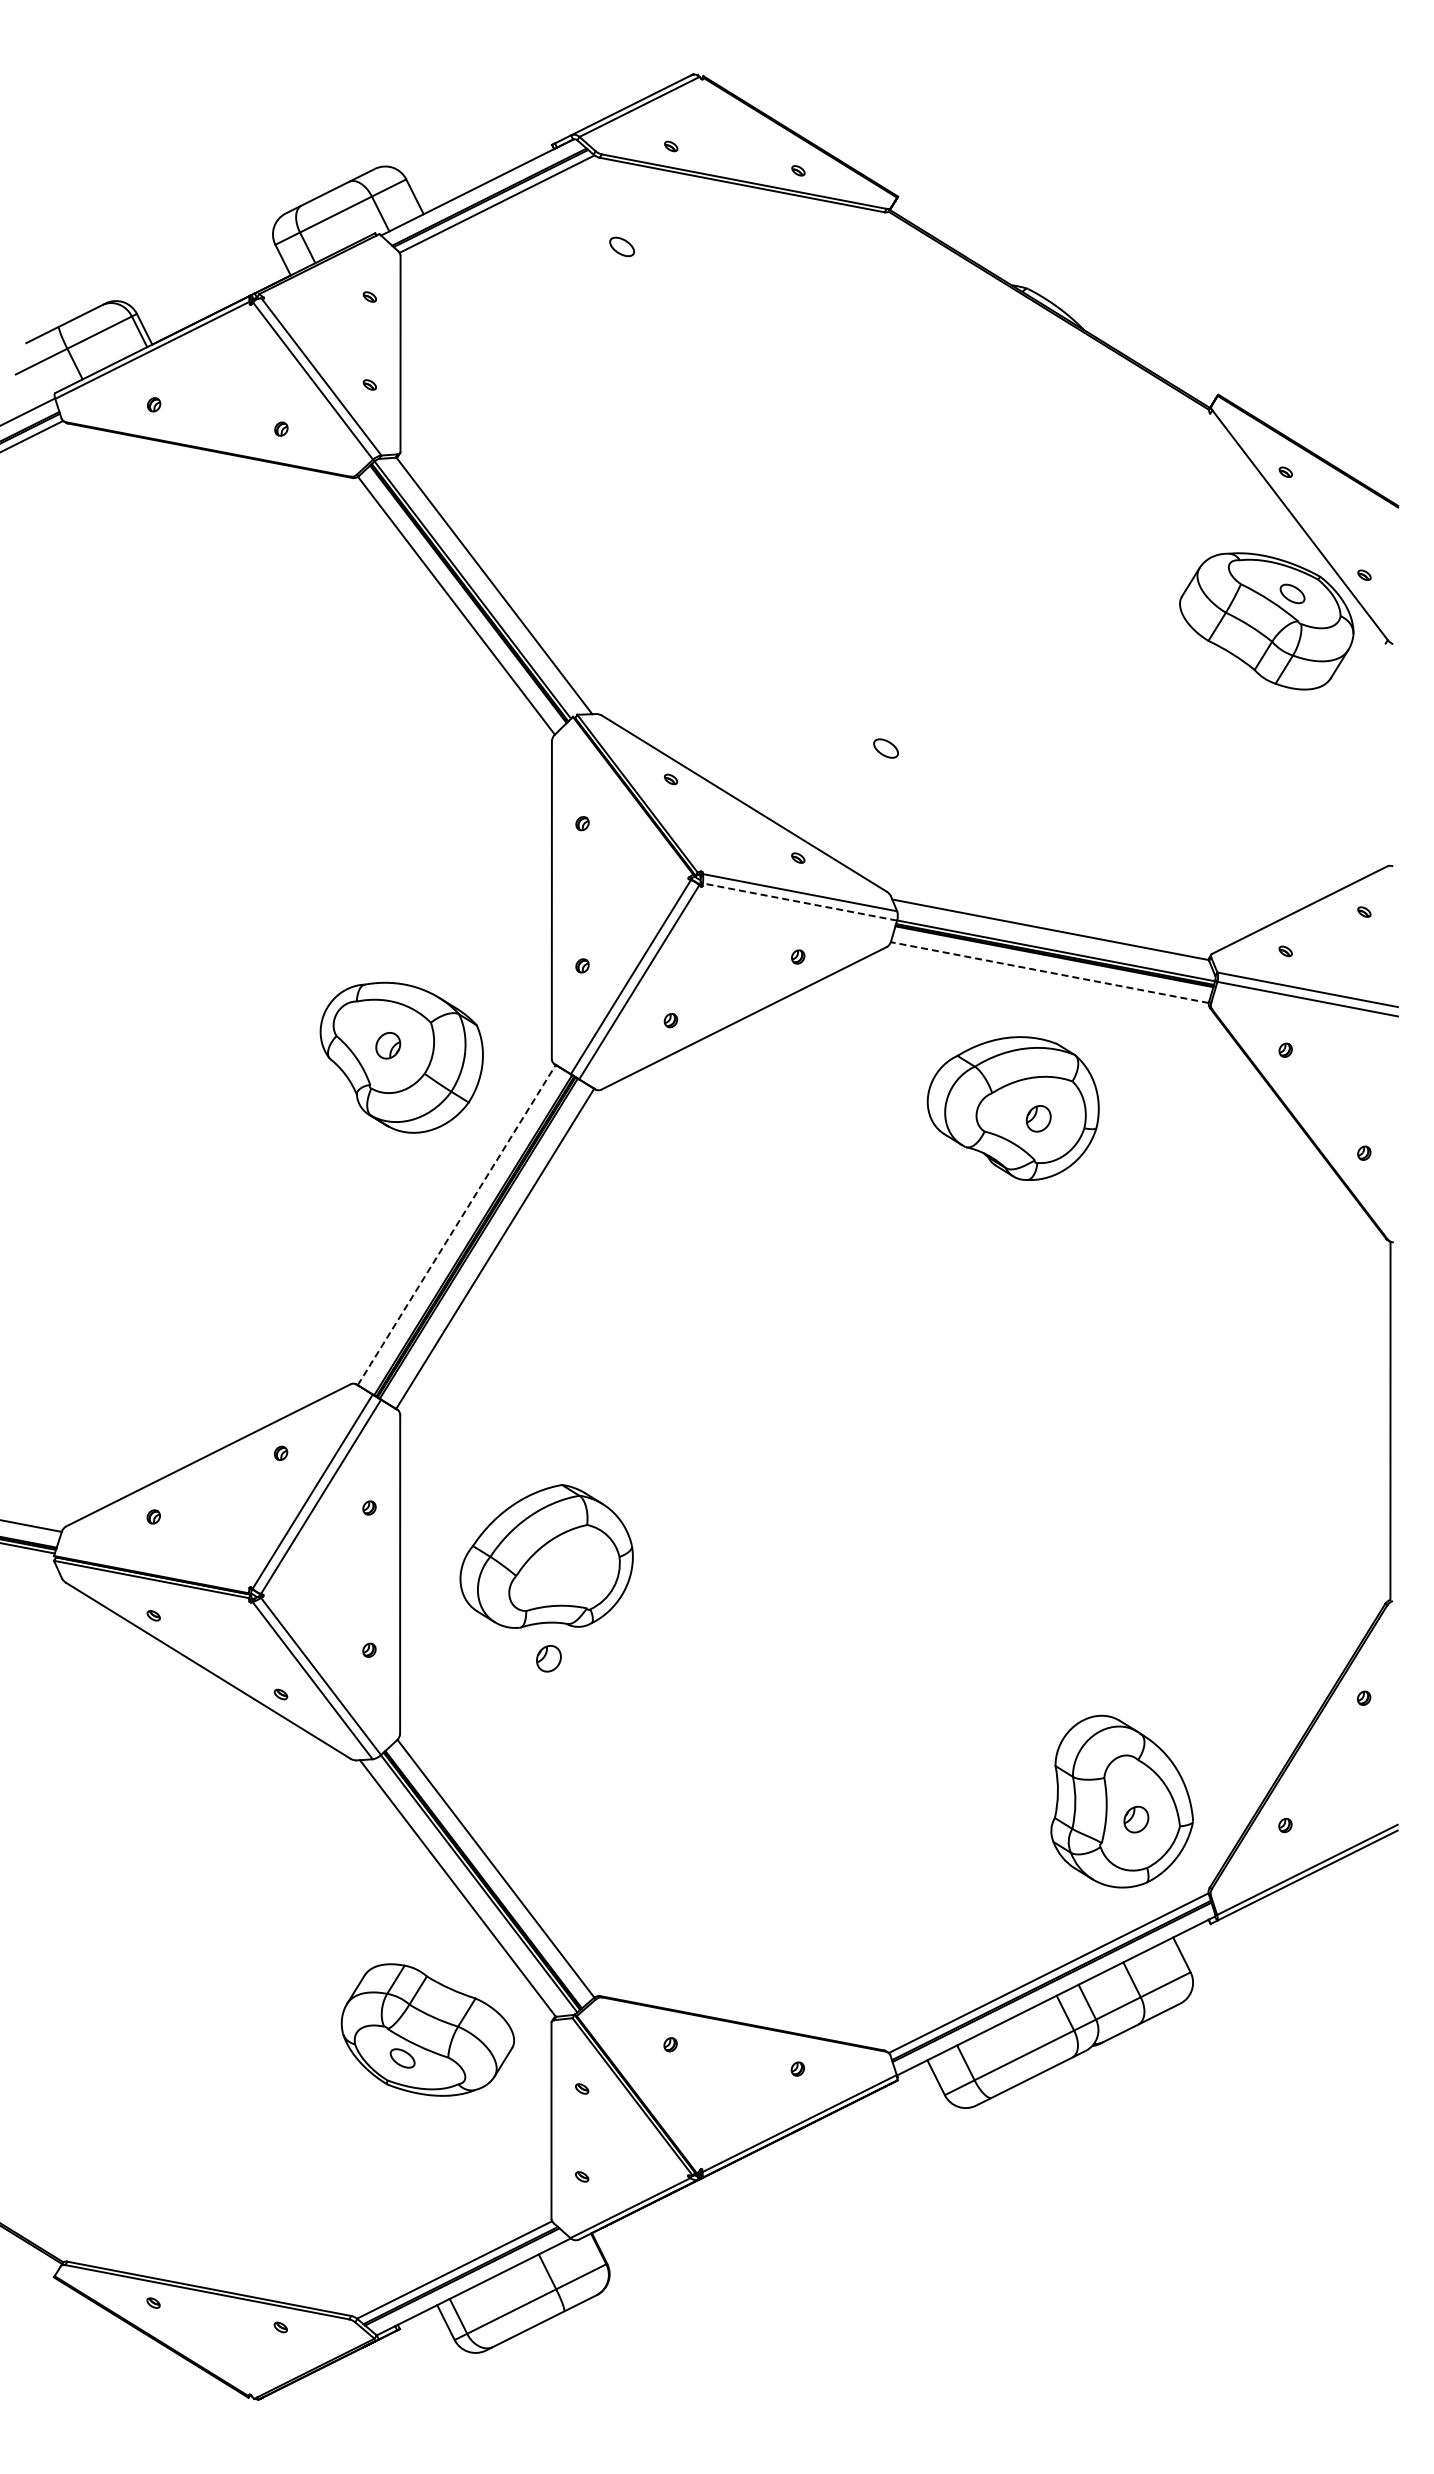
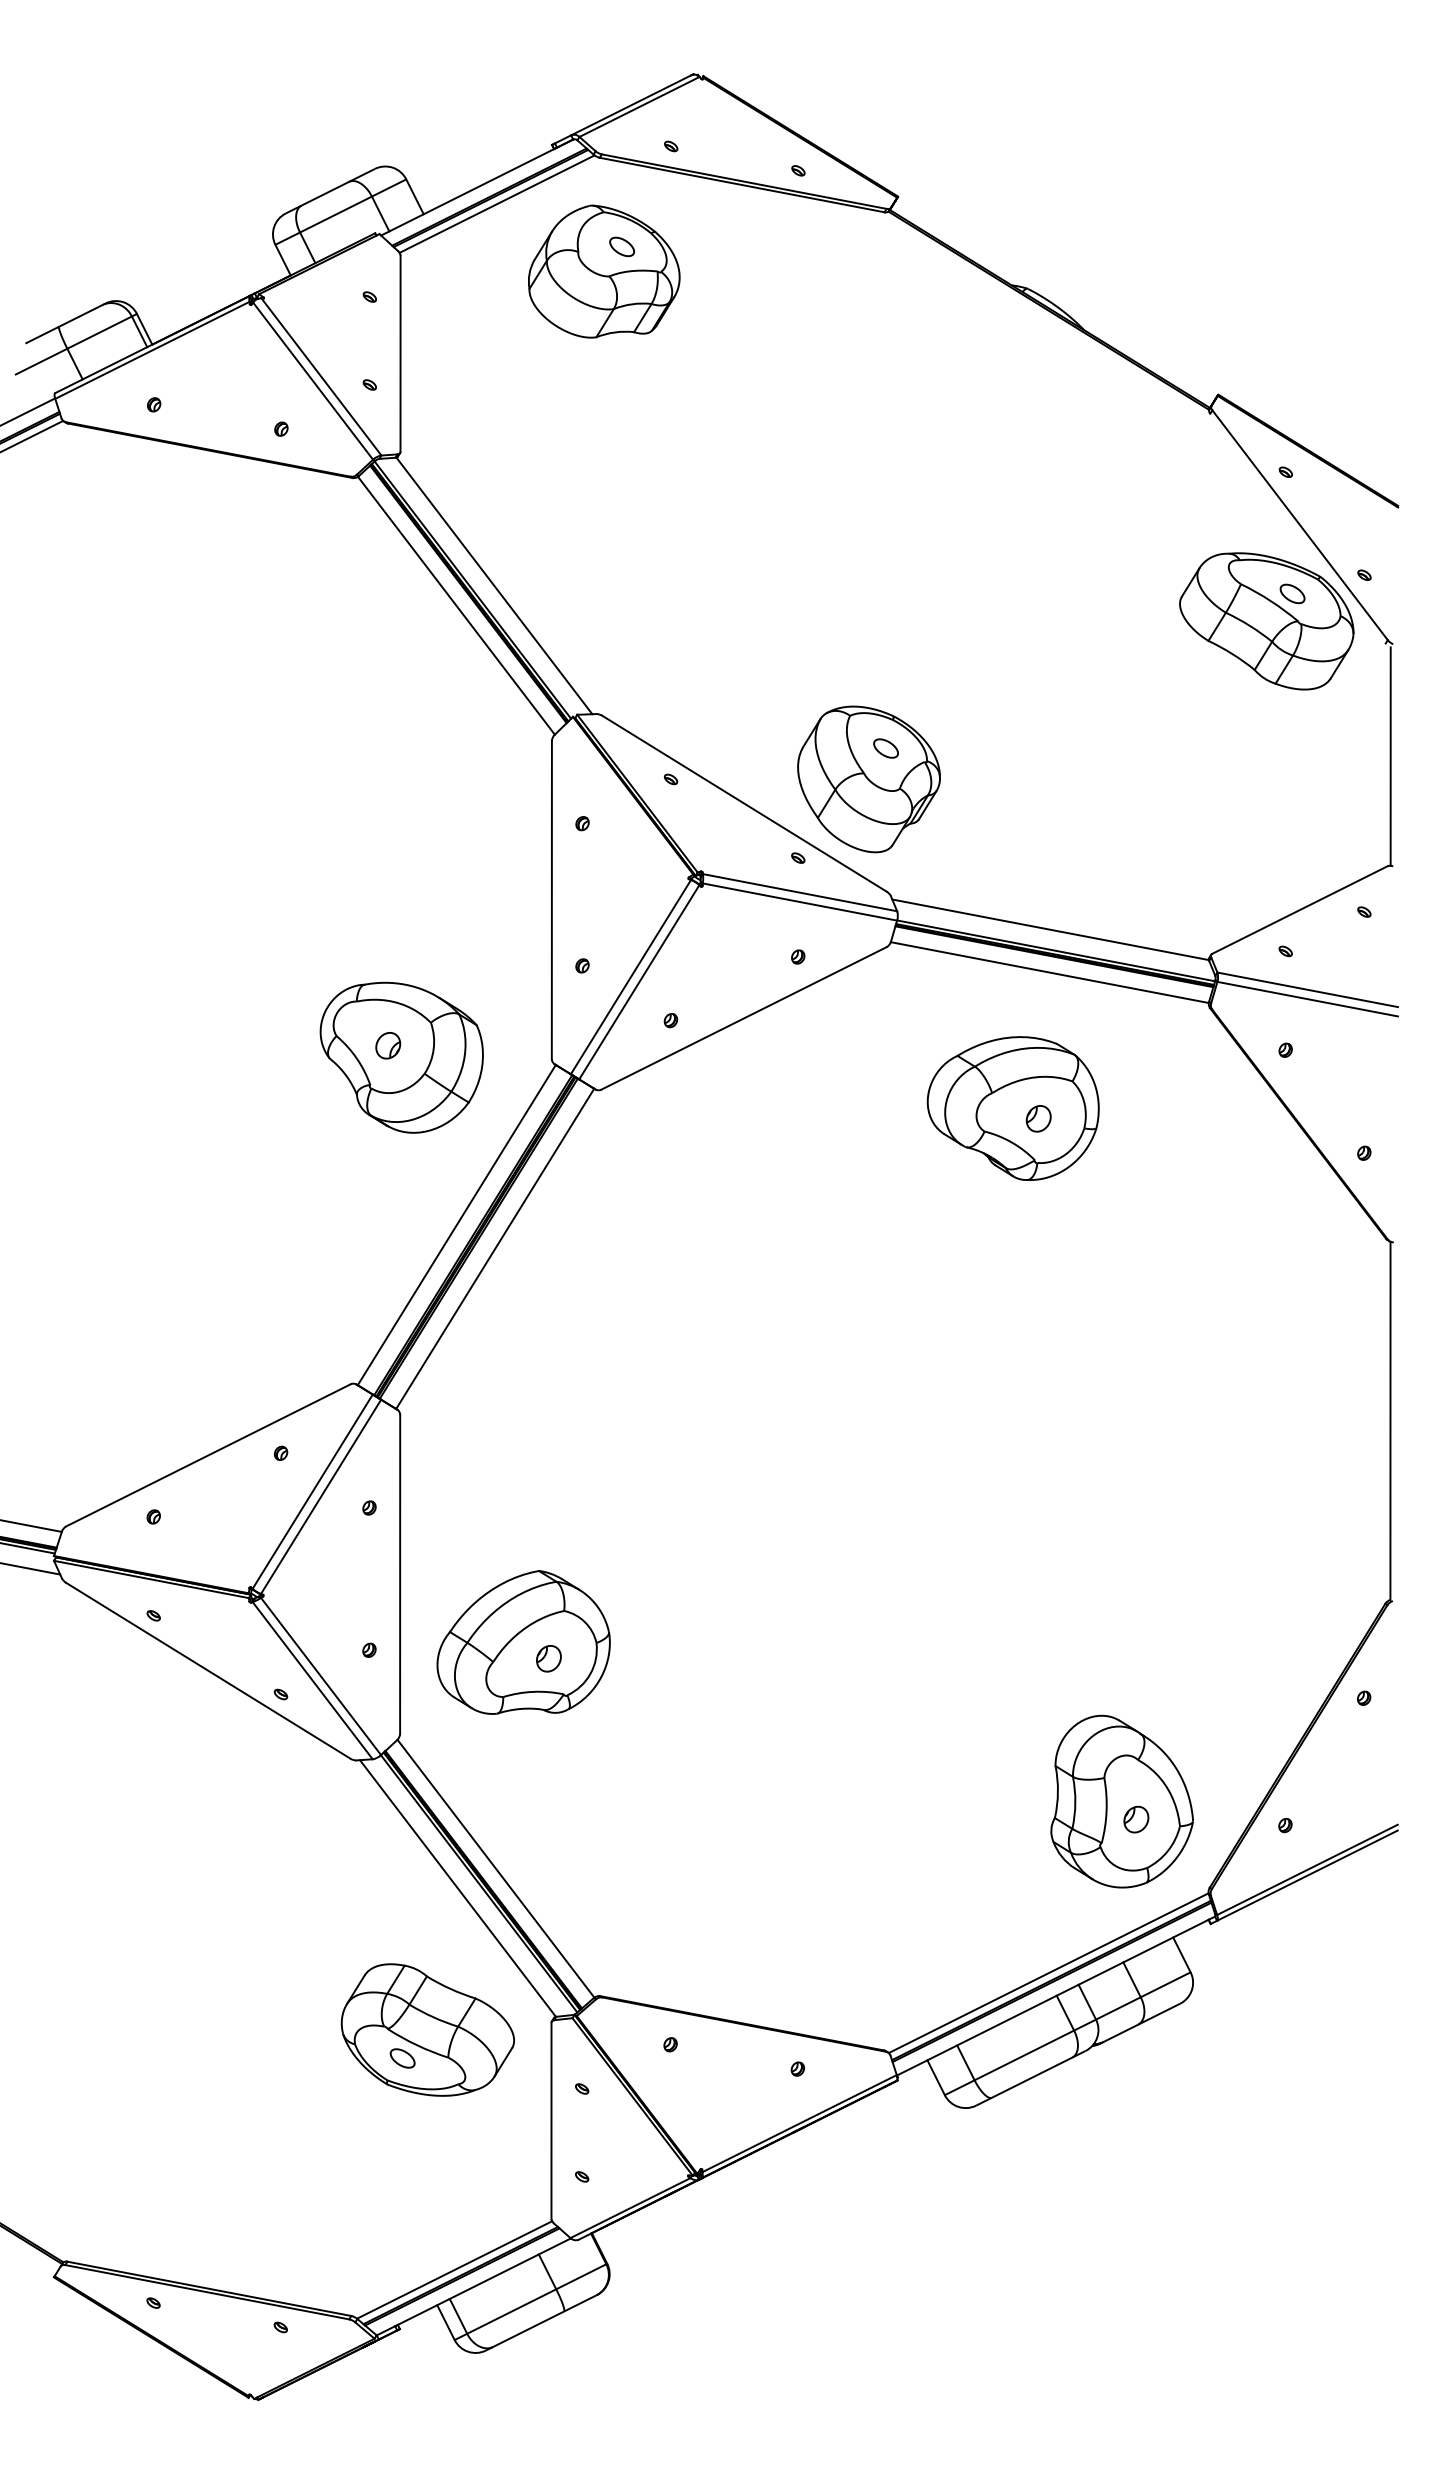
part: none -> present (604, 271)
line: none -> present (1390, 756)
part: none -> present (868, 779)
line: dashed -> solid (800, 902)
line: dashed -> solid (1049, 972)
line: dashed -> solid (457, 1224)
part position: (546, 1556) -> (523, 1642) (523, 1642)
line: none -> present (31, 1568)
